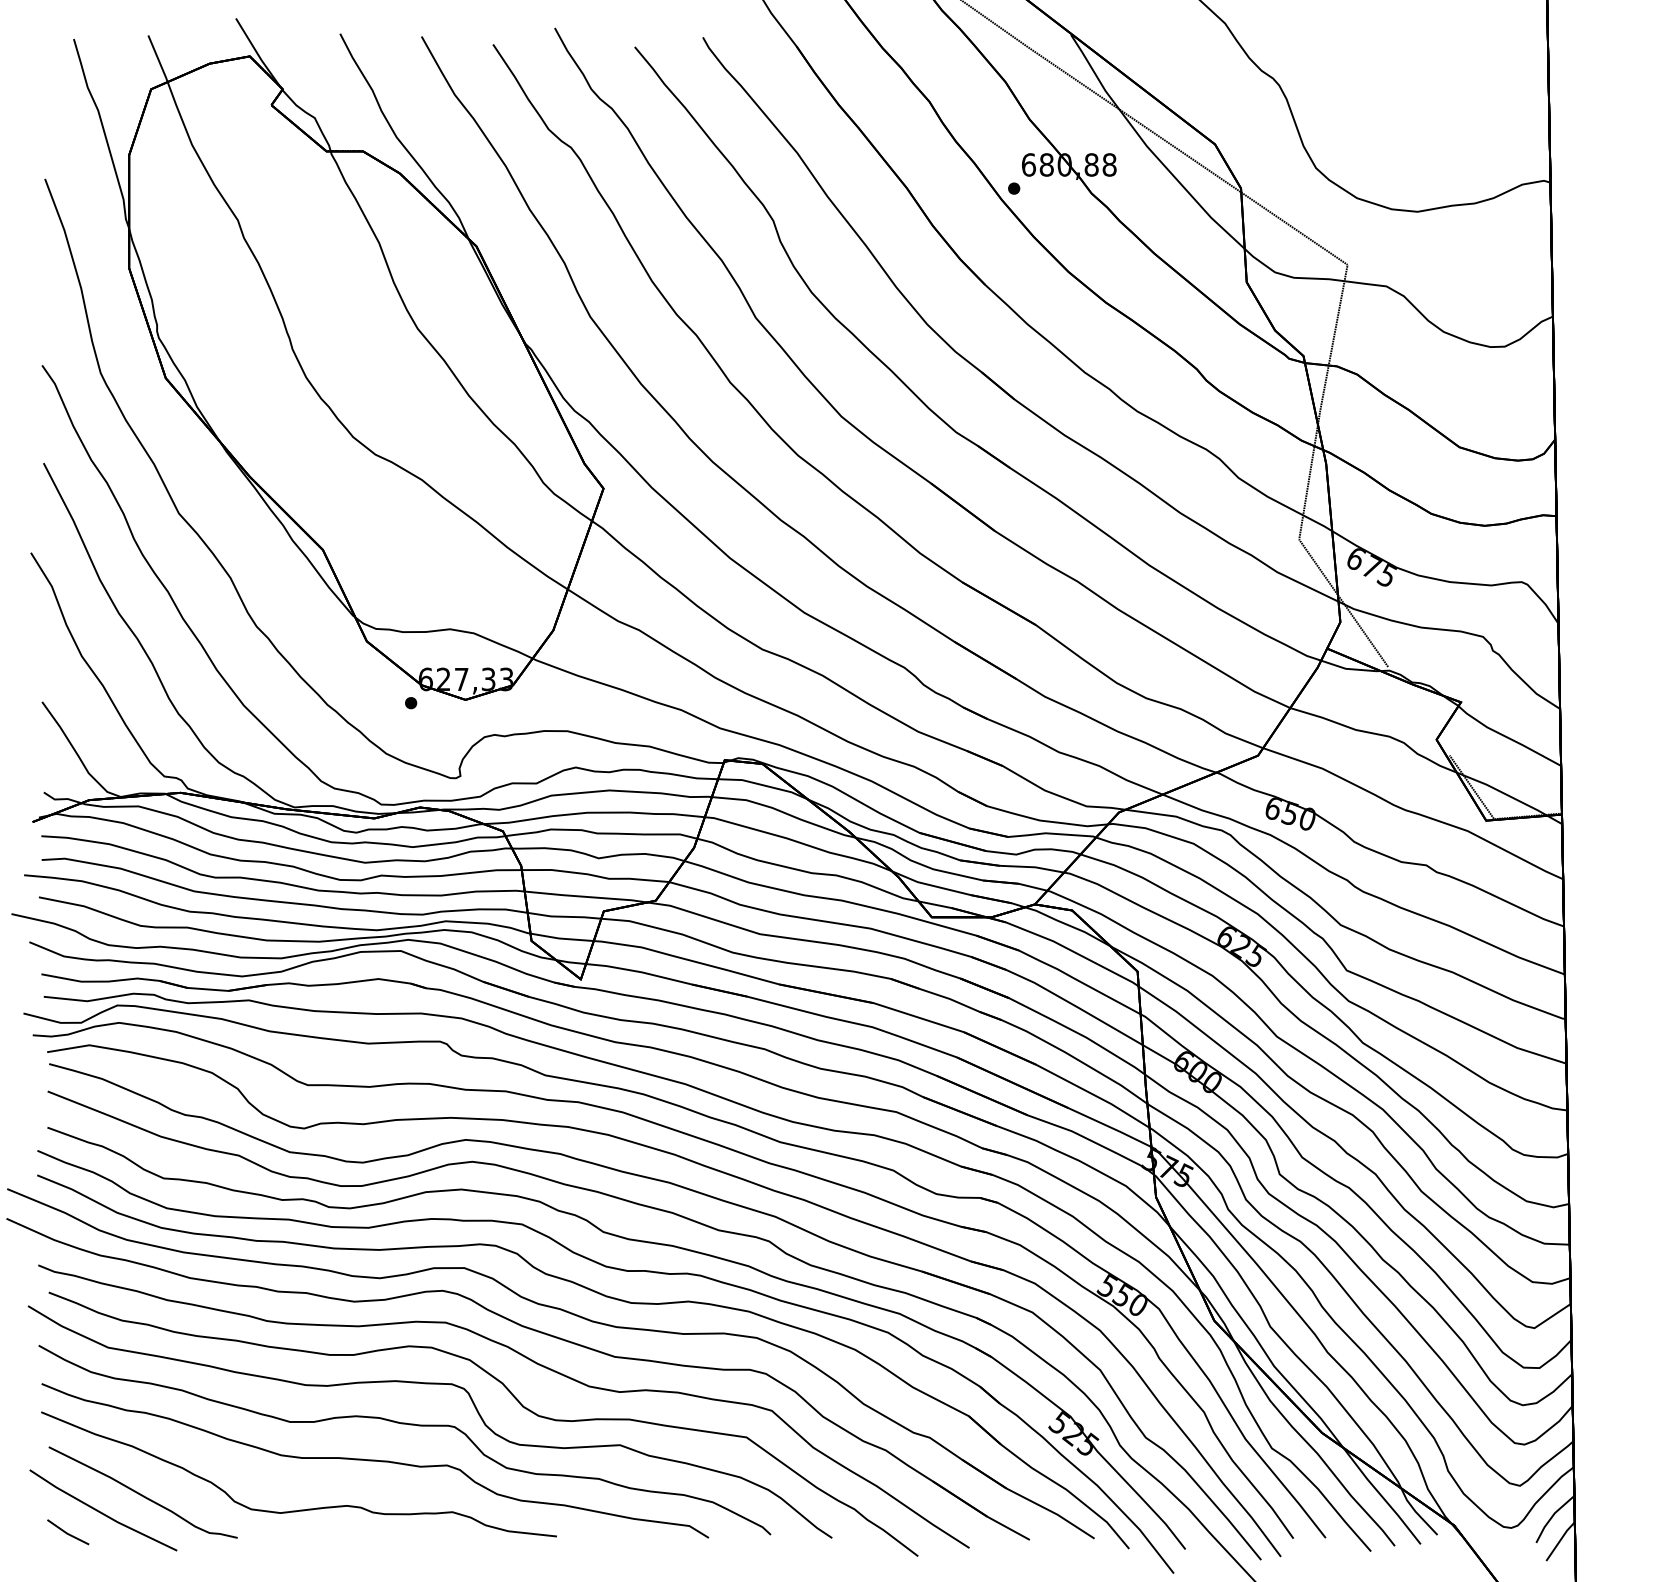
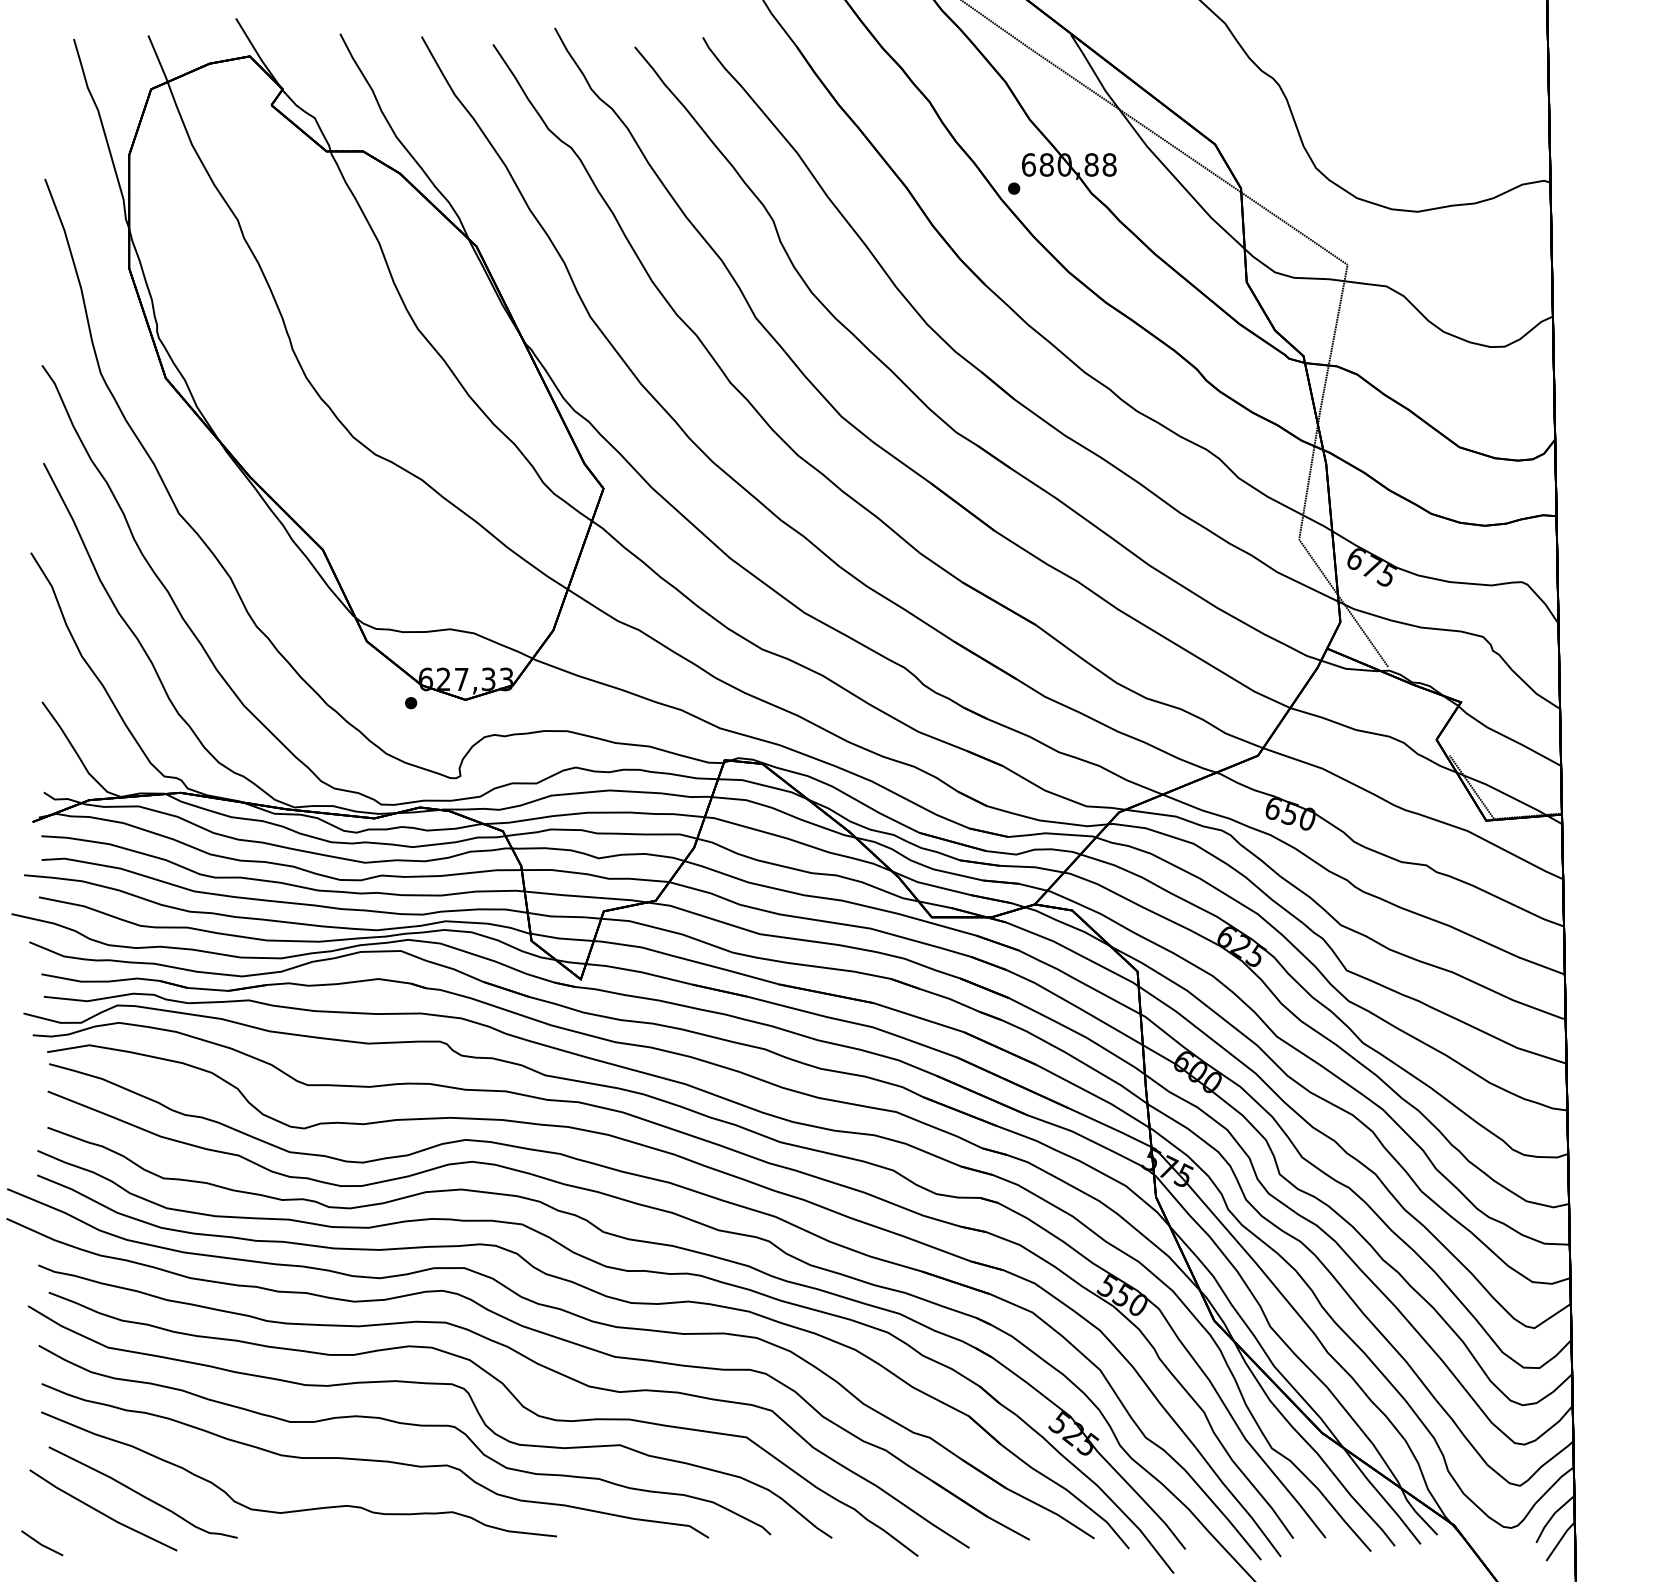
part position: (68, 1532) -> (42, 1543) (42, 1543)
